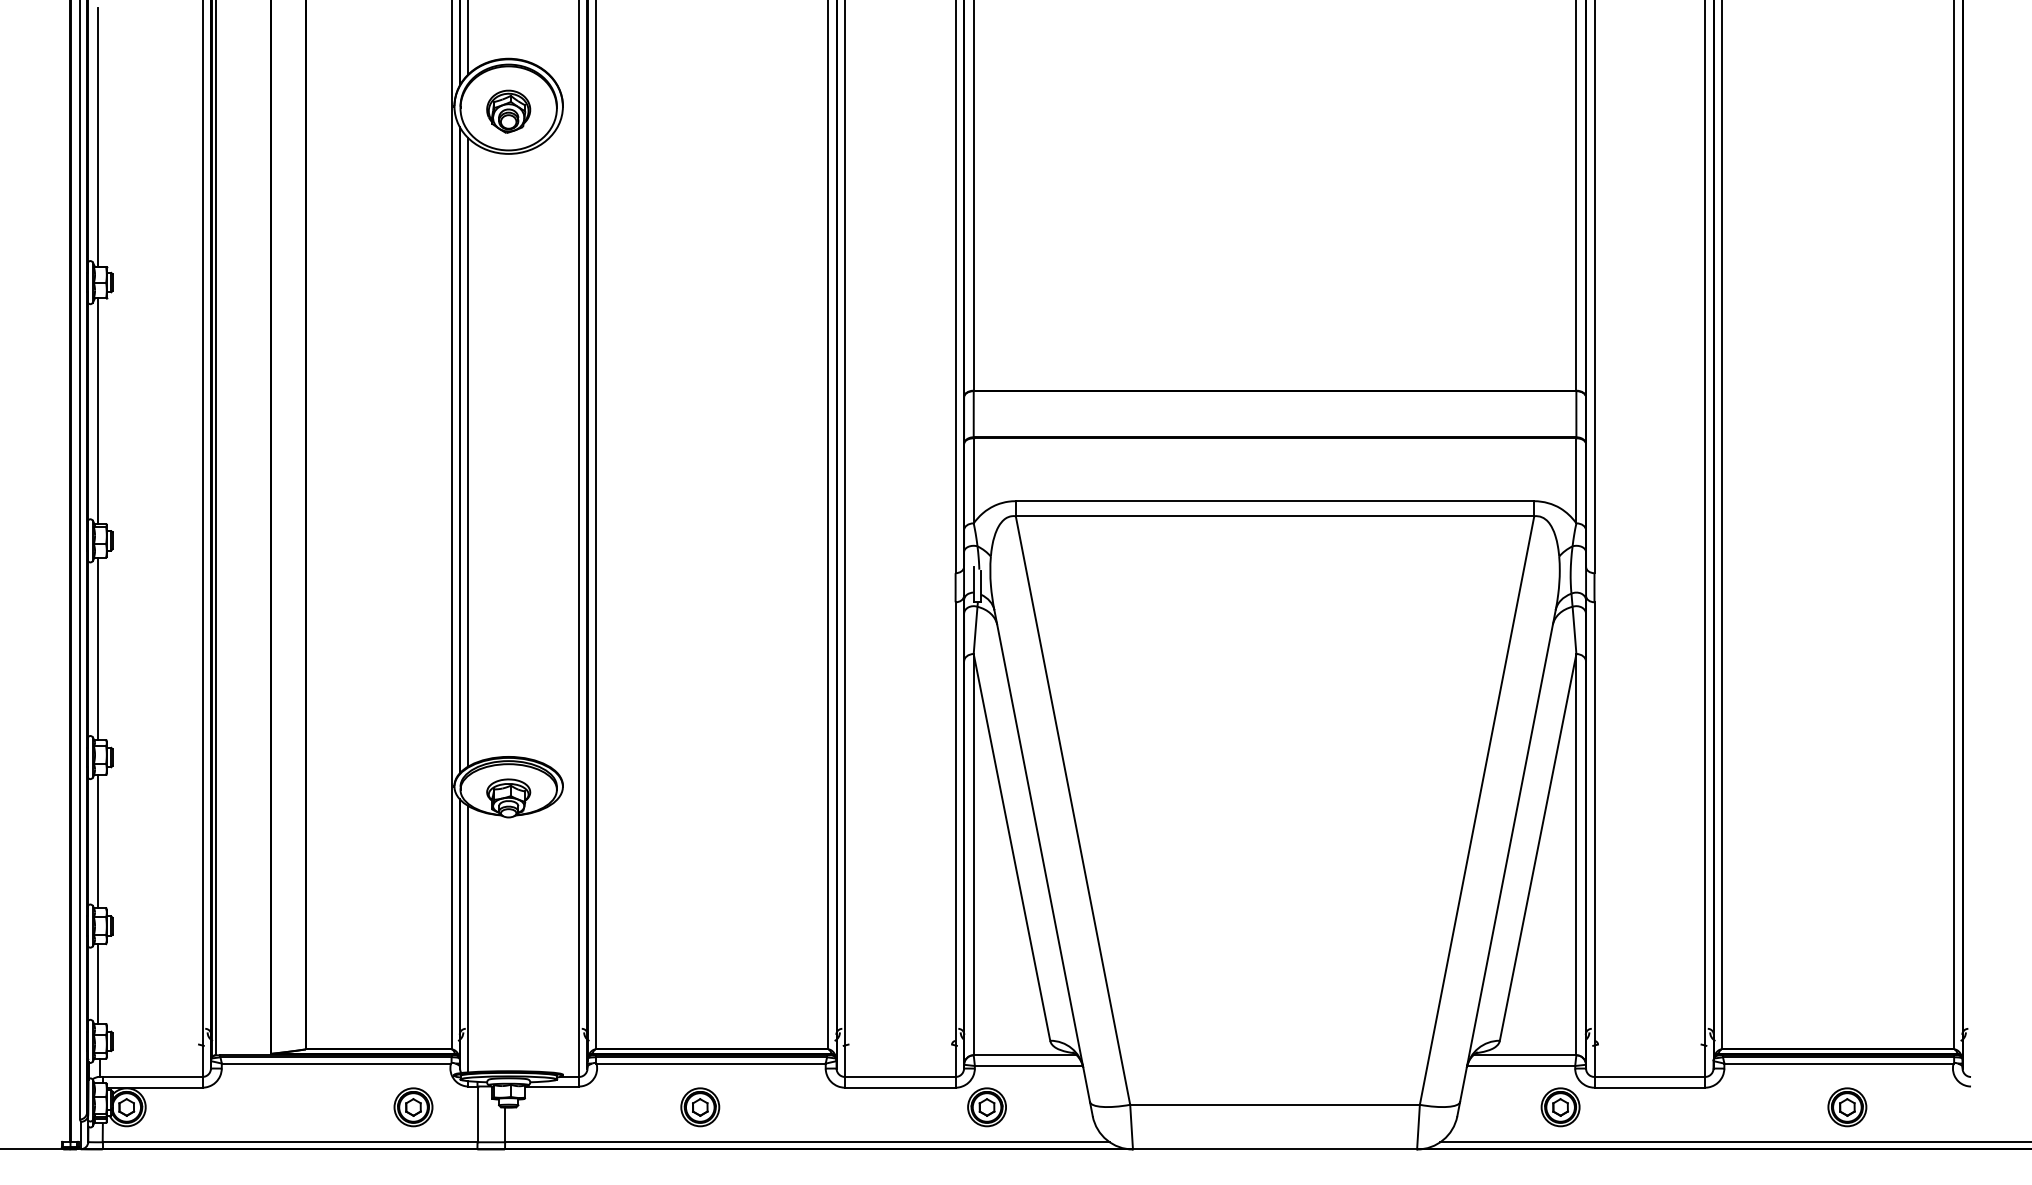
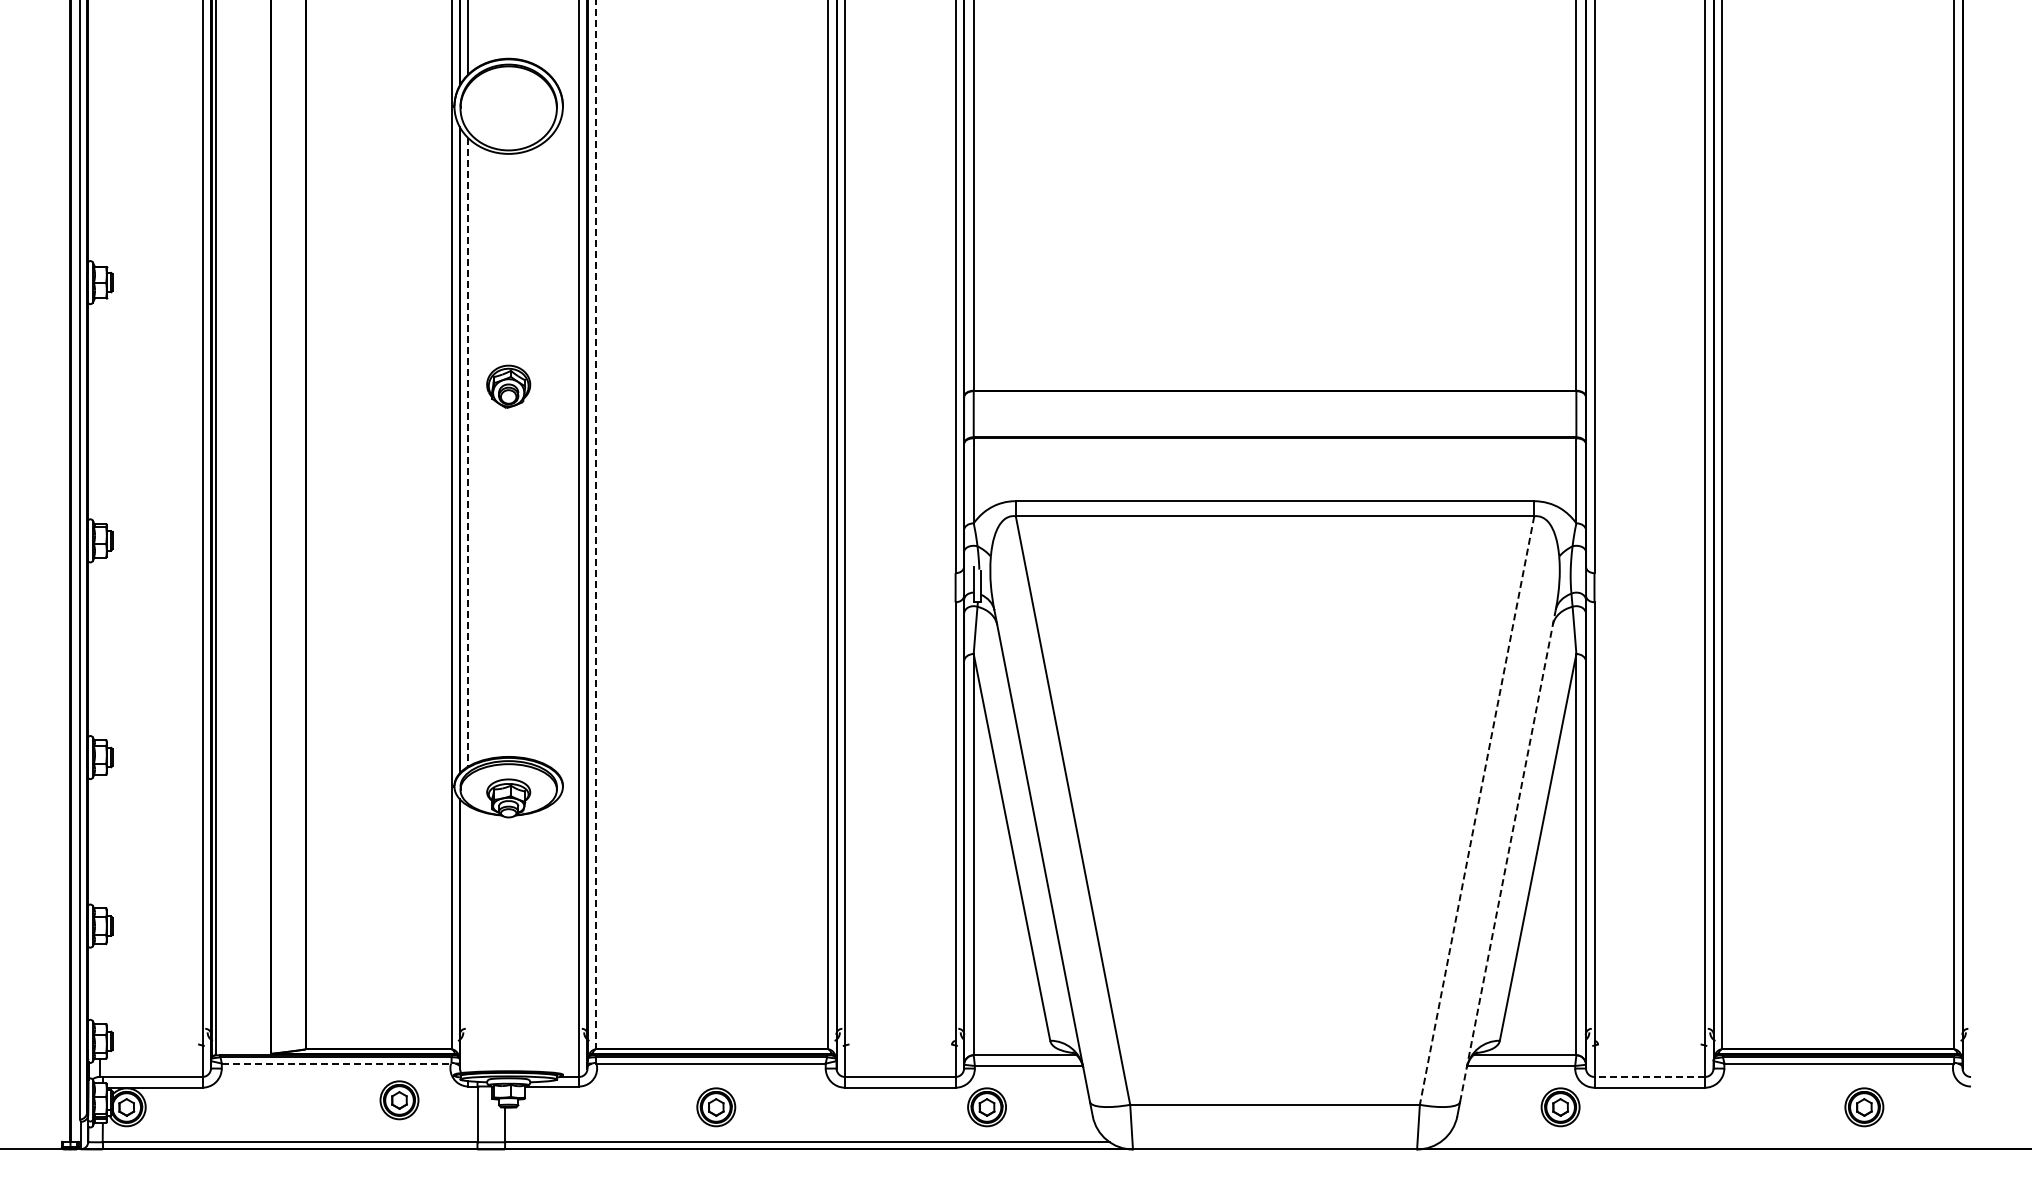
part position: (508, 111) -> (508, 386) (508, 386)
line: present -> none (98, 136)
line: present -> none (98, 410)
line: solid -> dashed (468, 452)
line: solid -> dashed (596, 525)
line: present -> none (98, 648)
line: solid -> dashed (1477, 810)
line: present -> none (98, 841)
line: solid -> dashed (1507, 855)
line: present -> none (468, 939)
line: present -> none (98, 983)
line: solid -> dashed (336, 1063)
line: solid -> dashed (1649, 1076)
part position: (413, 1107) -> (399, 1100) (399, 1100)
part position: (700, 1107) -> (716, 1107) (716, 1107)
part position: (1847, 1107) -> (1864, 1107) (1864, 1107)
line: present -> none (1734, 1142)
